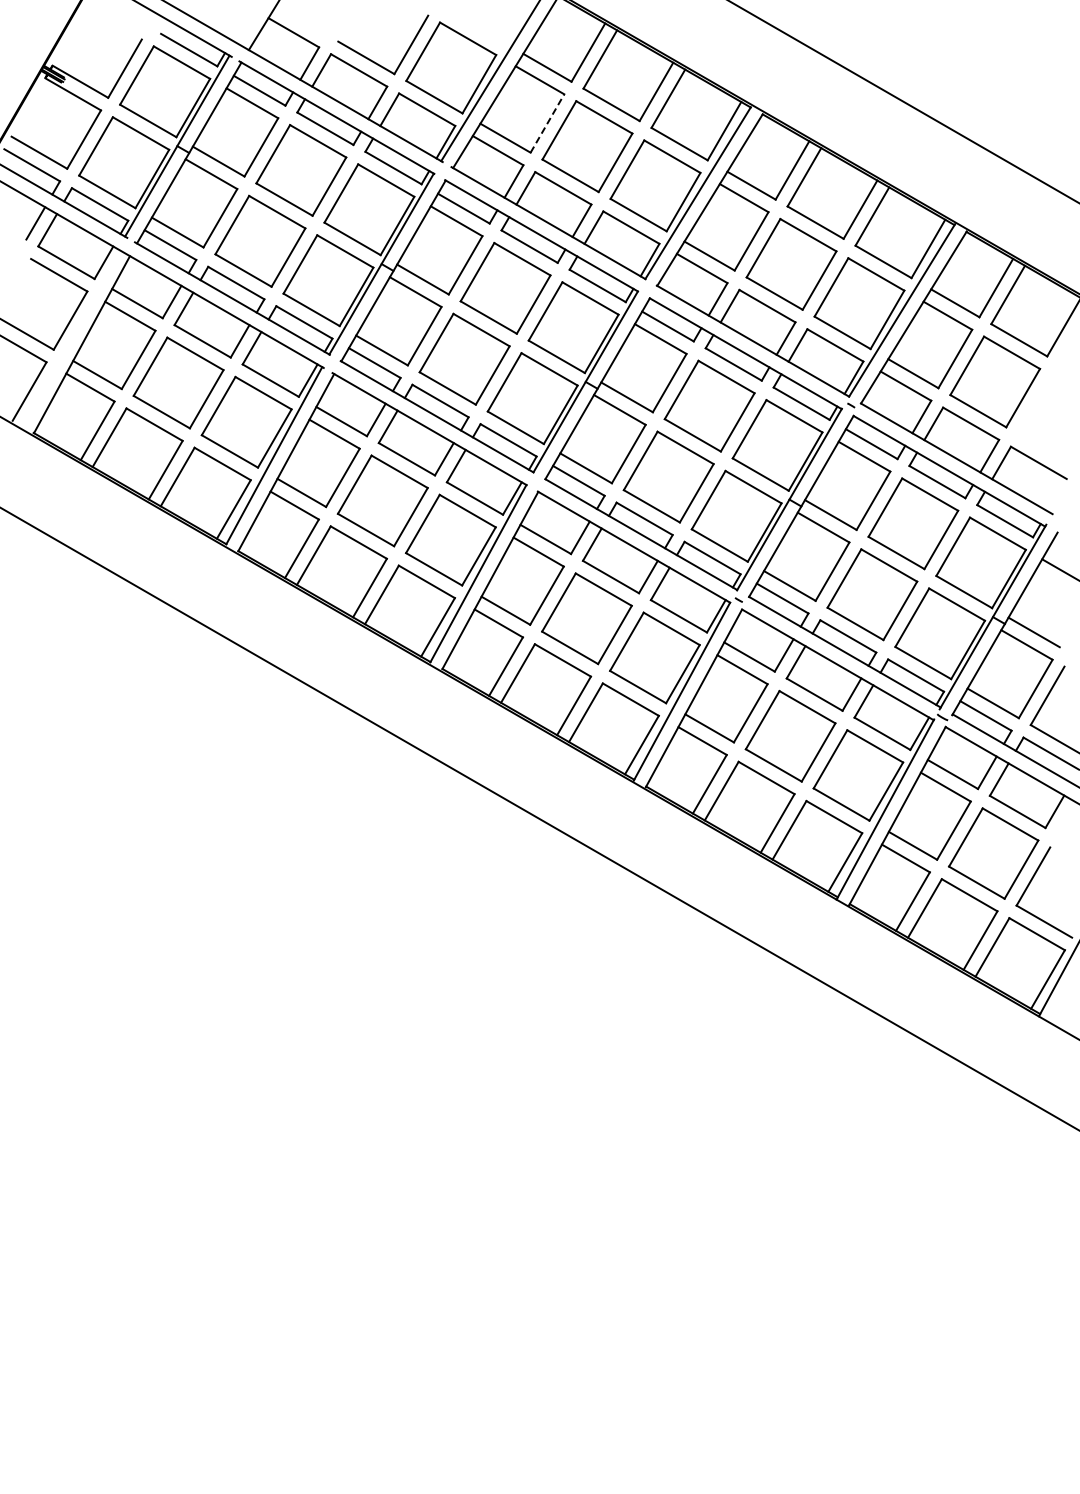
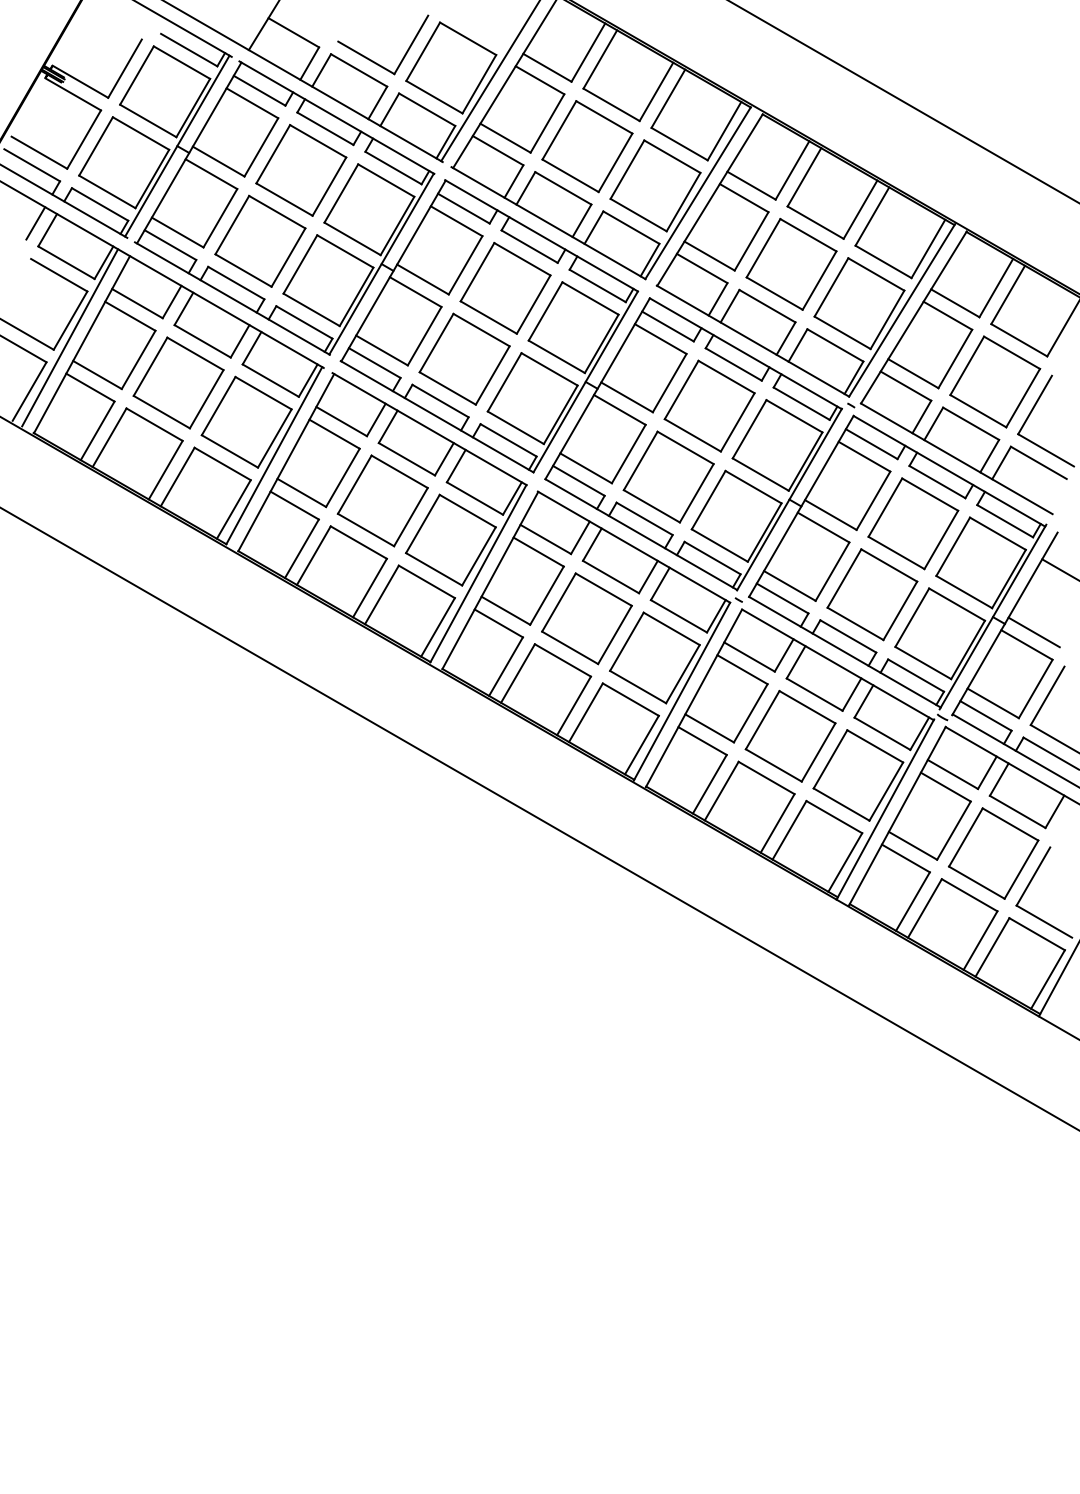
line: dashed -> solid (547, 123)
line: none -> present (70, 337)
part: none -> present (1031, 413)
